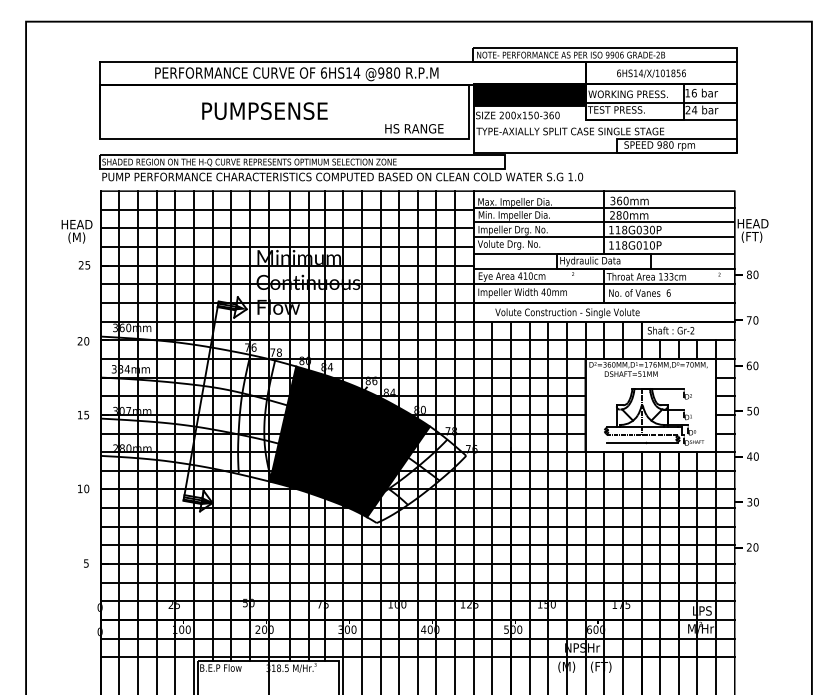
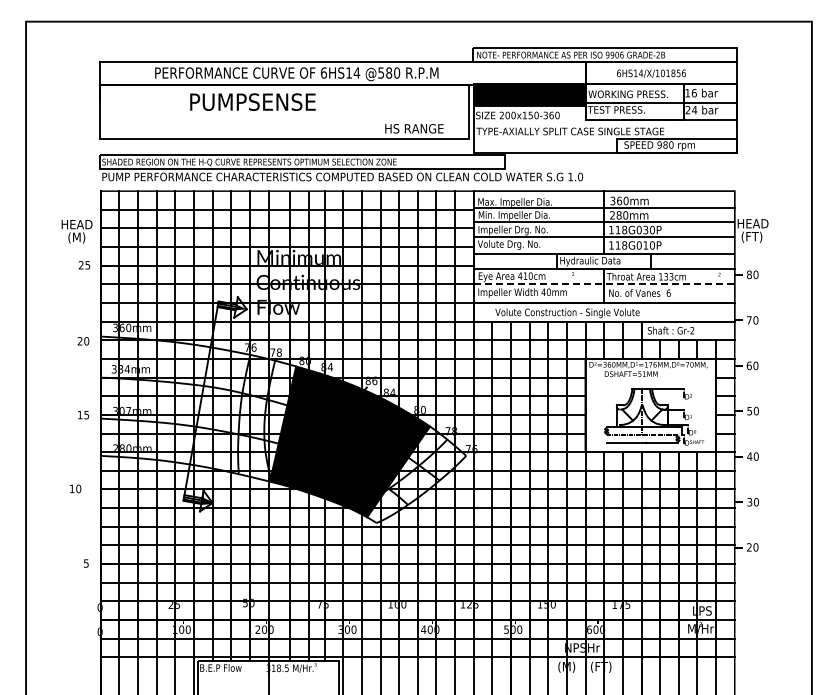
text: @980 -> @580 (381, 72)
text position: (264, 110) -> (252, 101) (252, 101)
line: solid -> dashed (604, 284)
text position: (83, 488) -> (75, 488) (75, 488)
